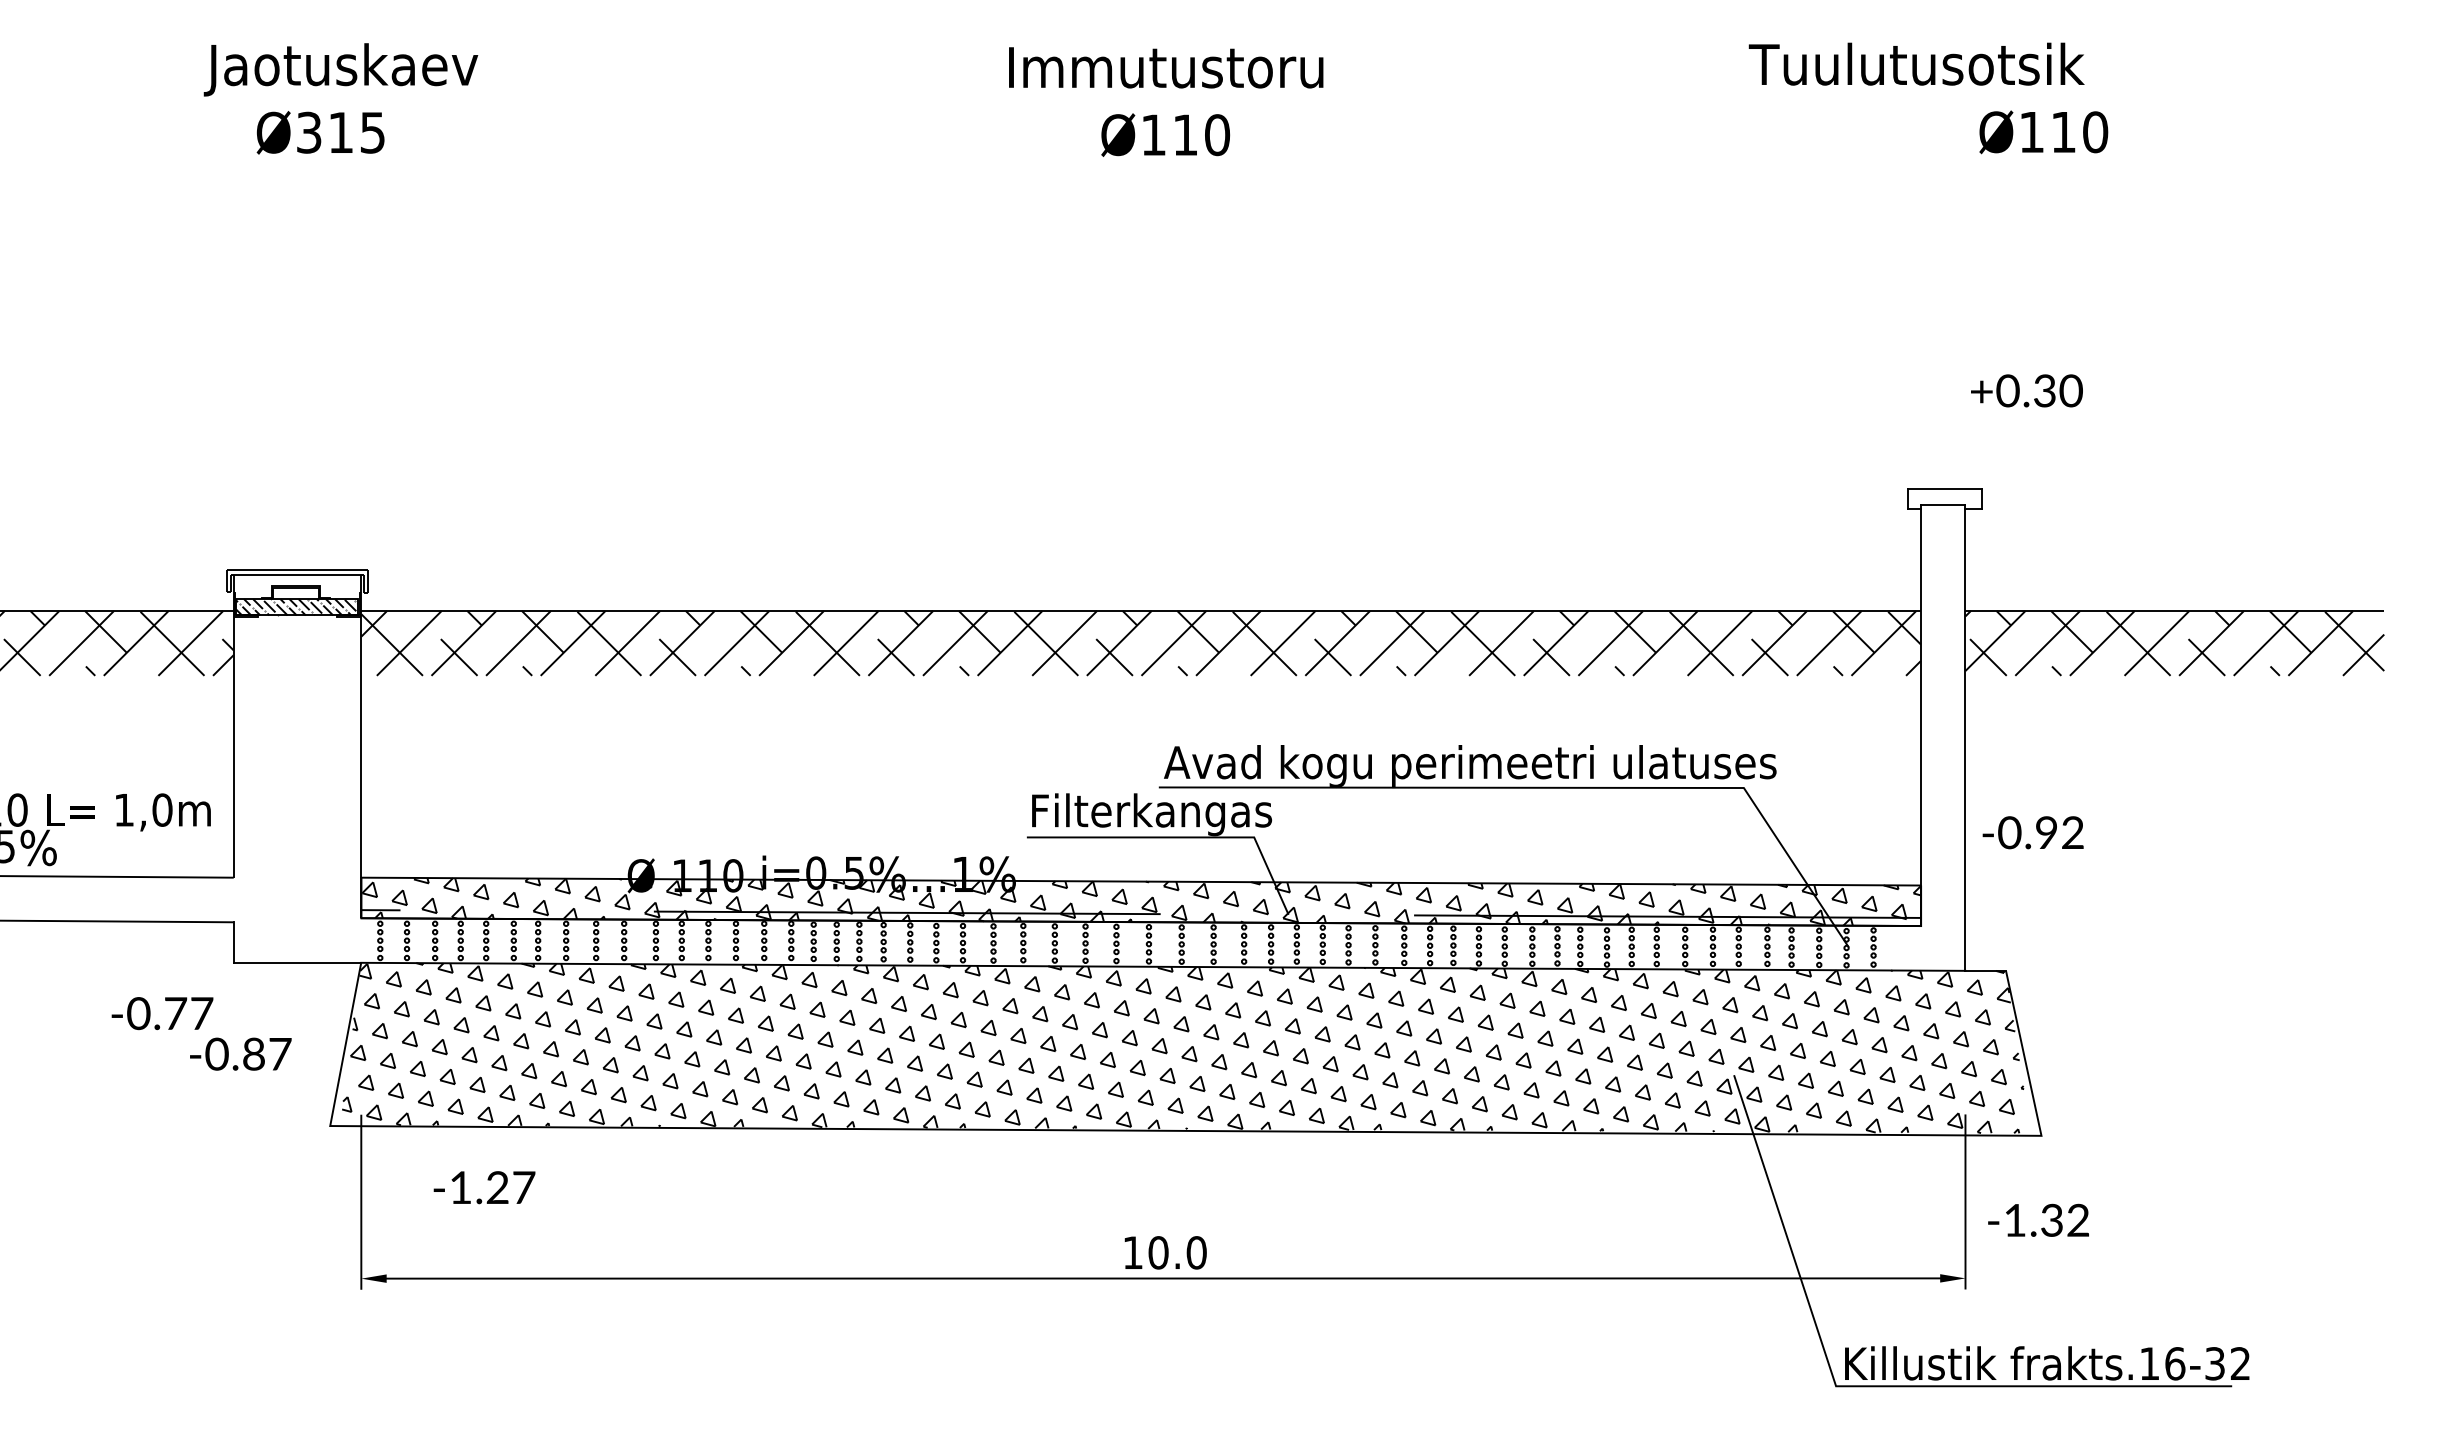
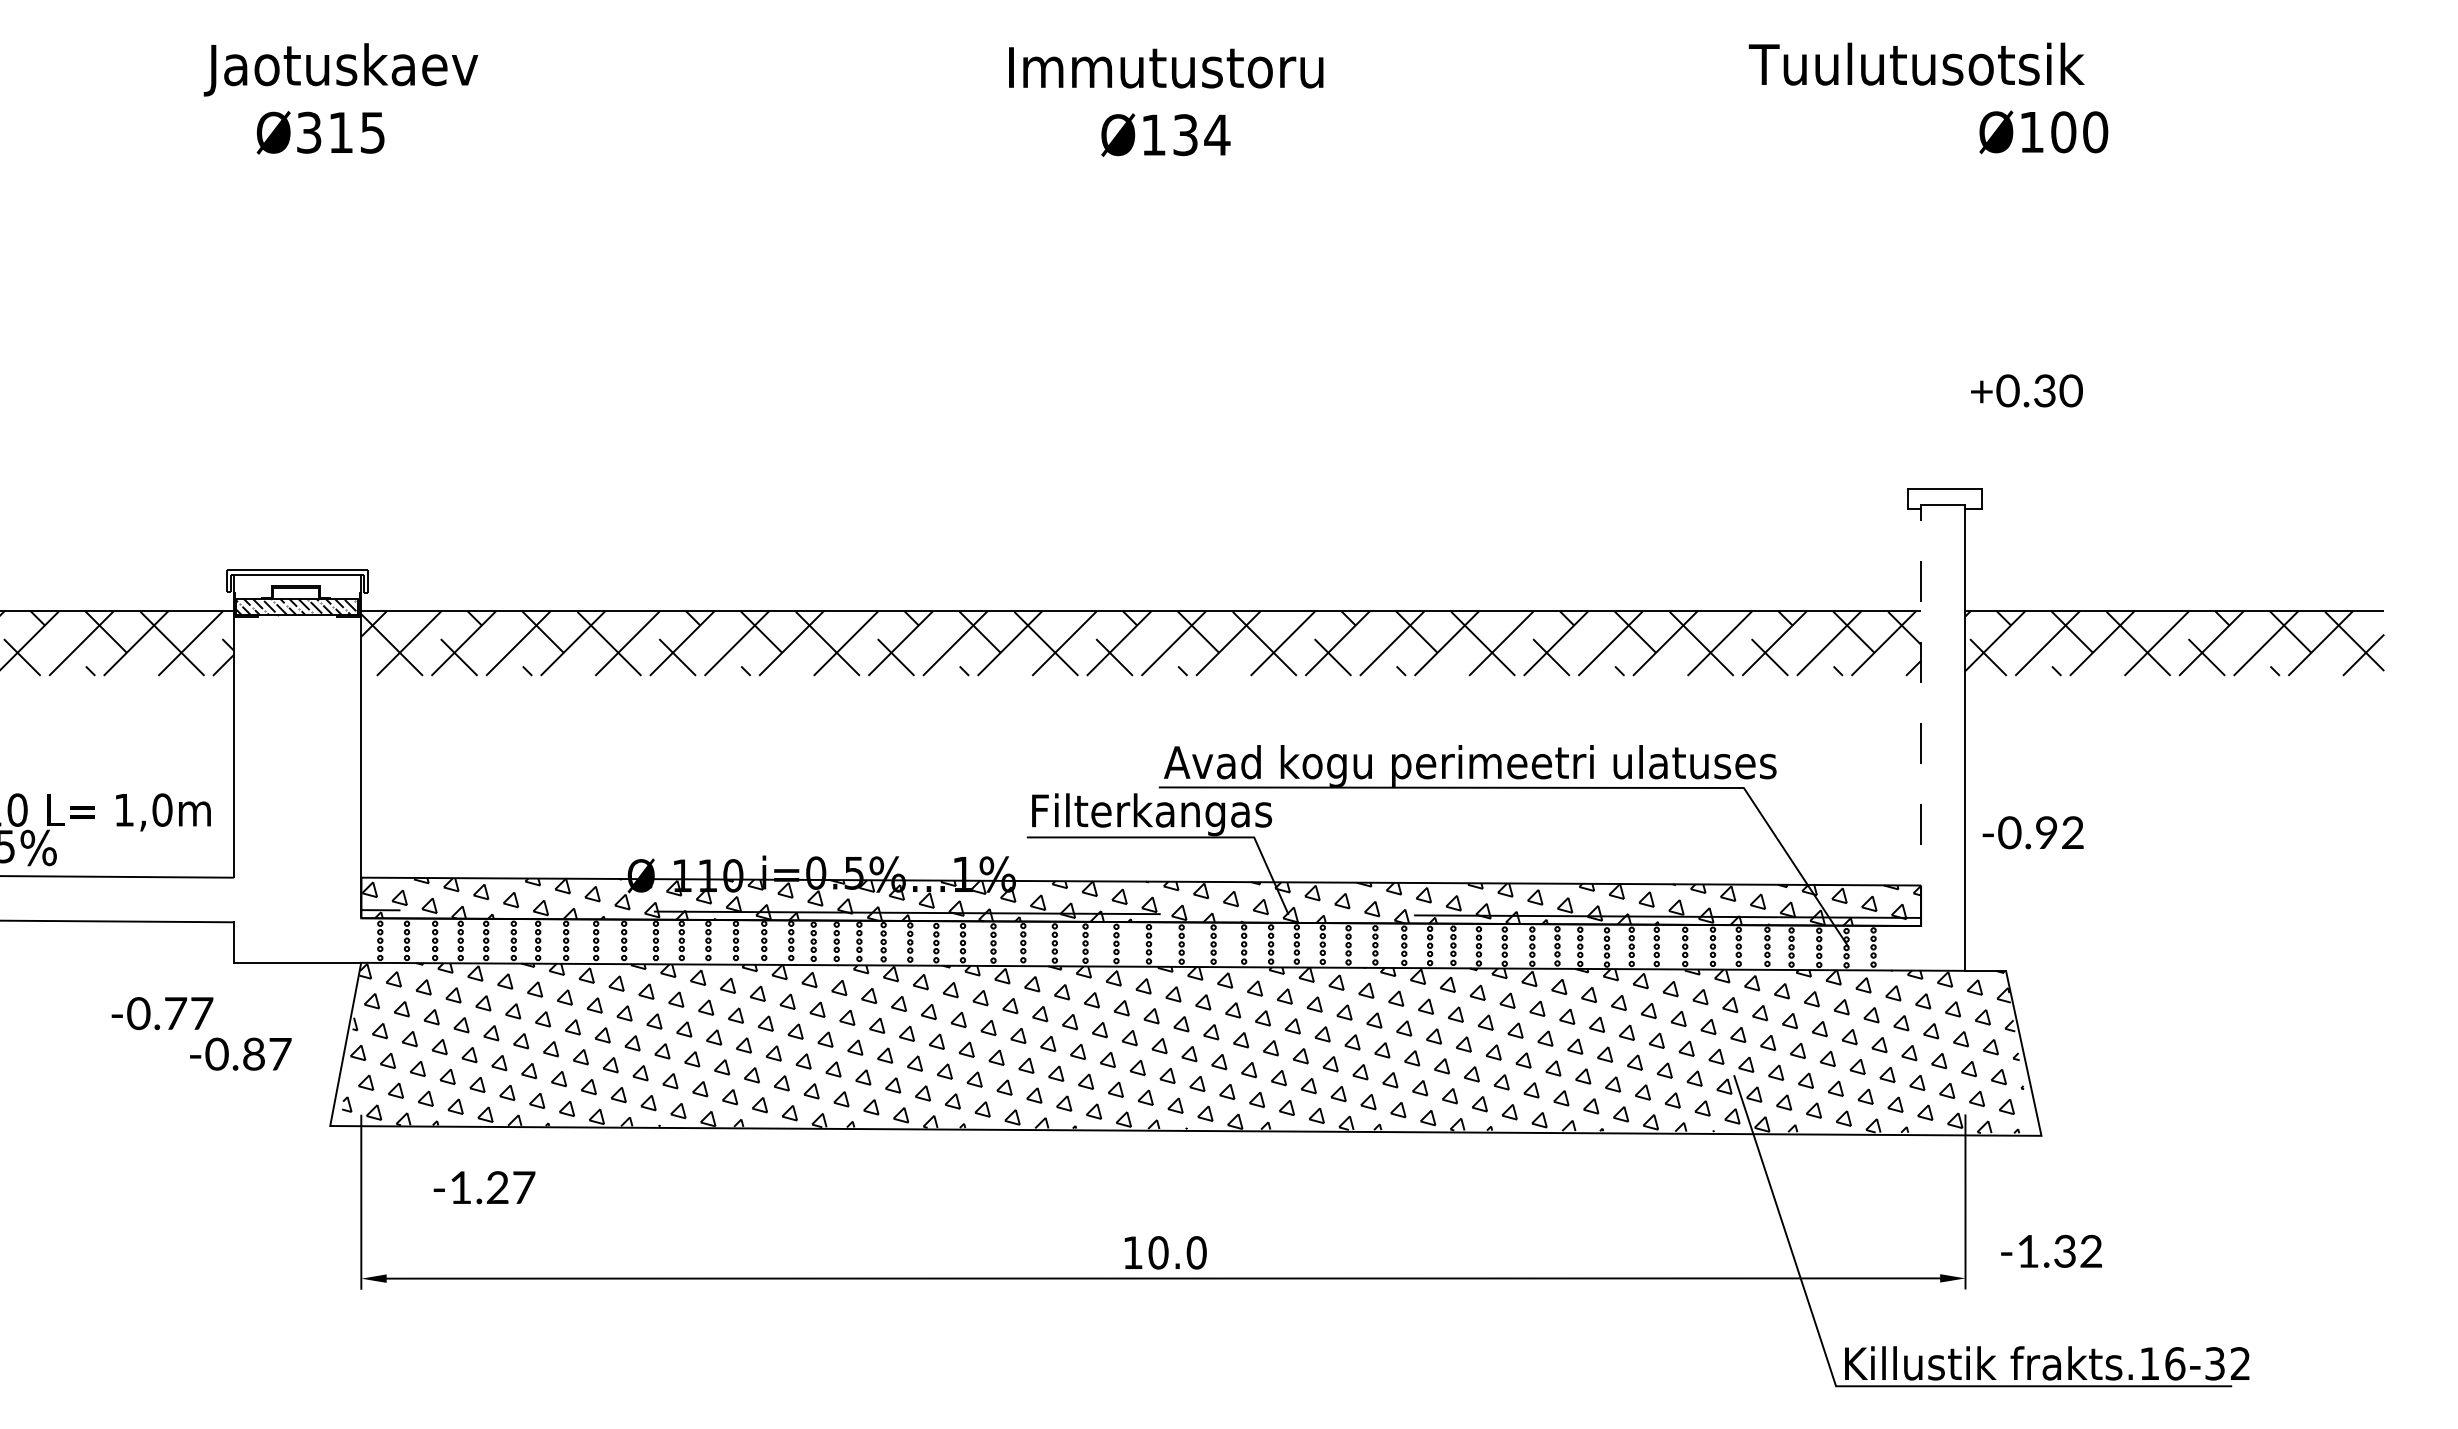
text: Ø110 -> Ø100 (2063, 132)
text: Ø110 -> Ø134 (1201, 135)
line: solid -> dashed (1920, 715)
text position: (2038, 1219) -> (2051, 1250) (2051, 1250)
